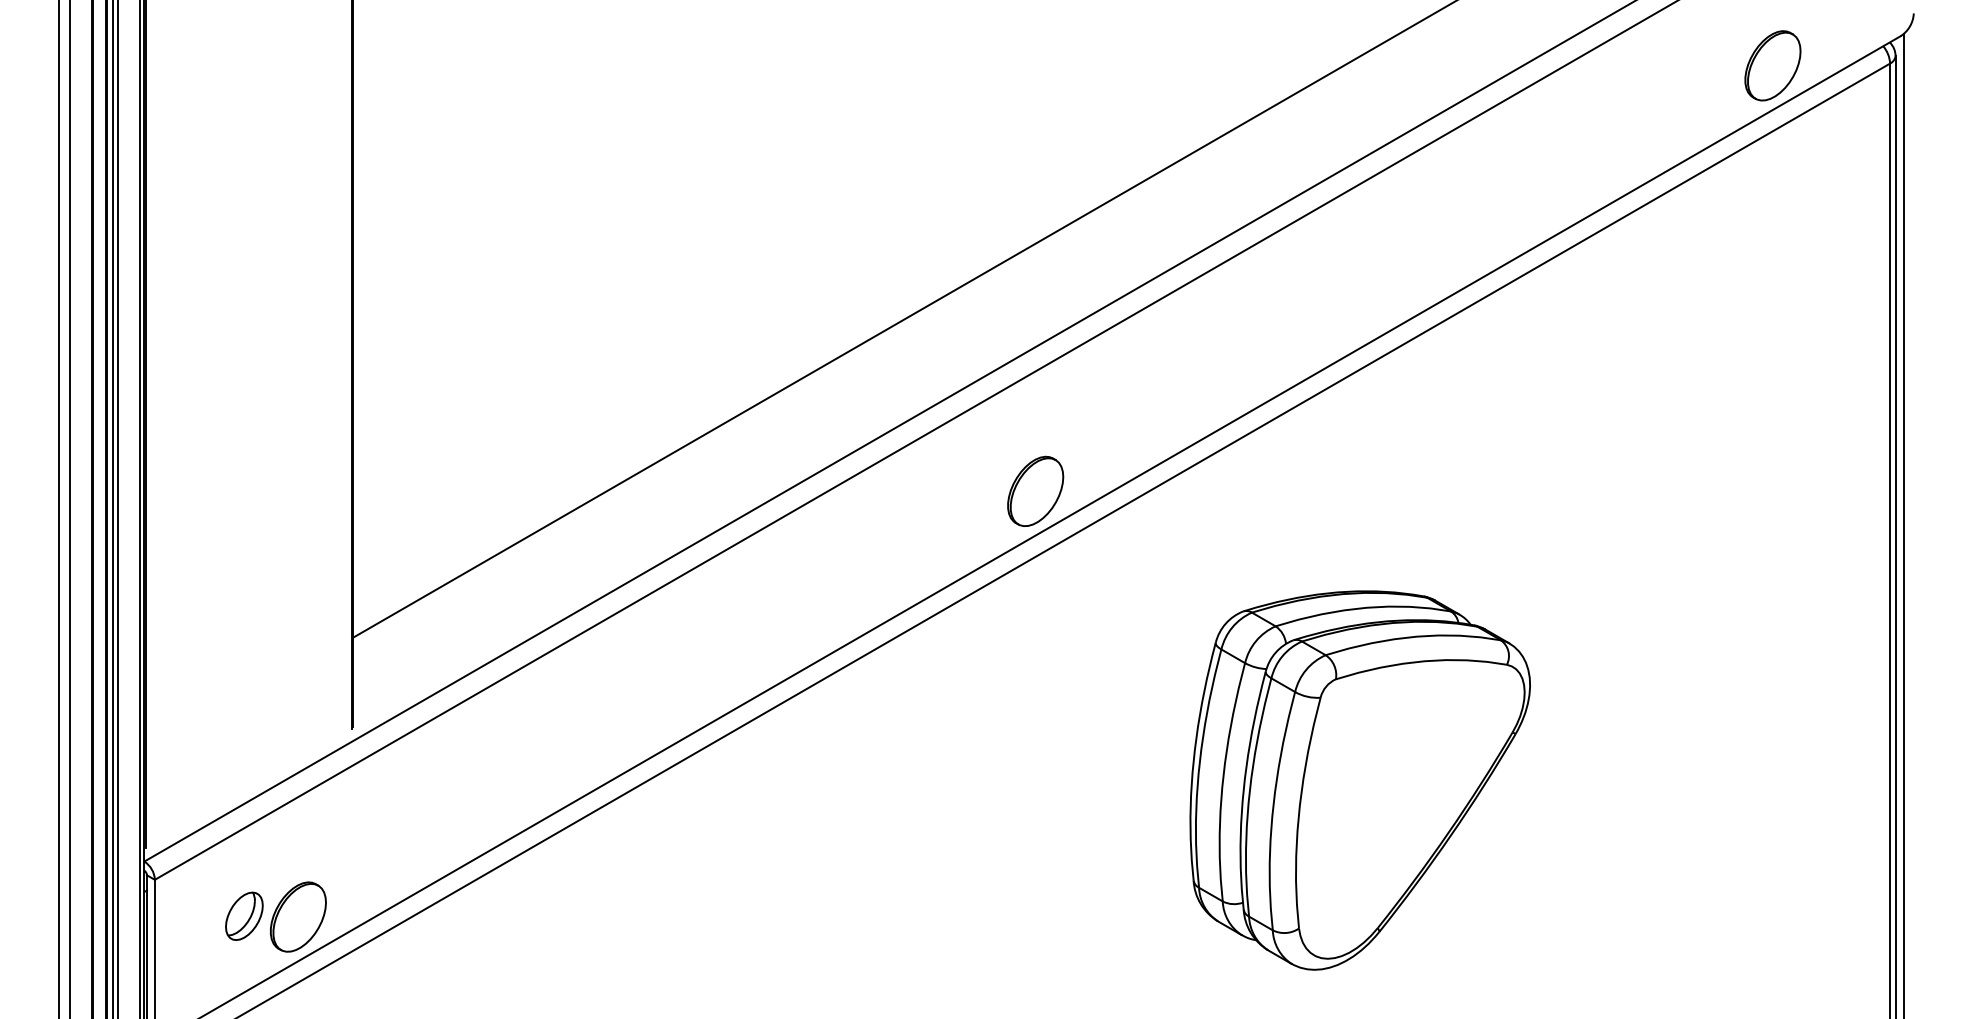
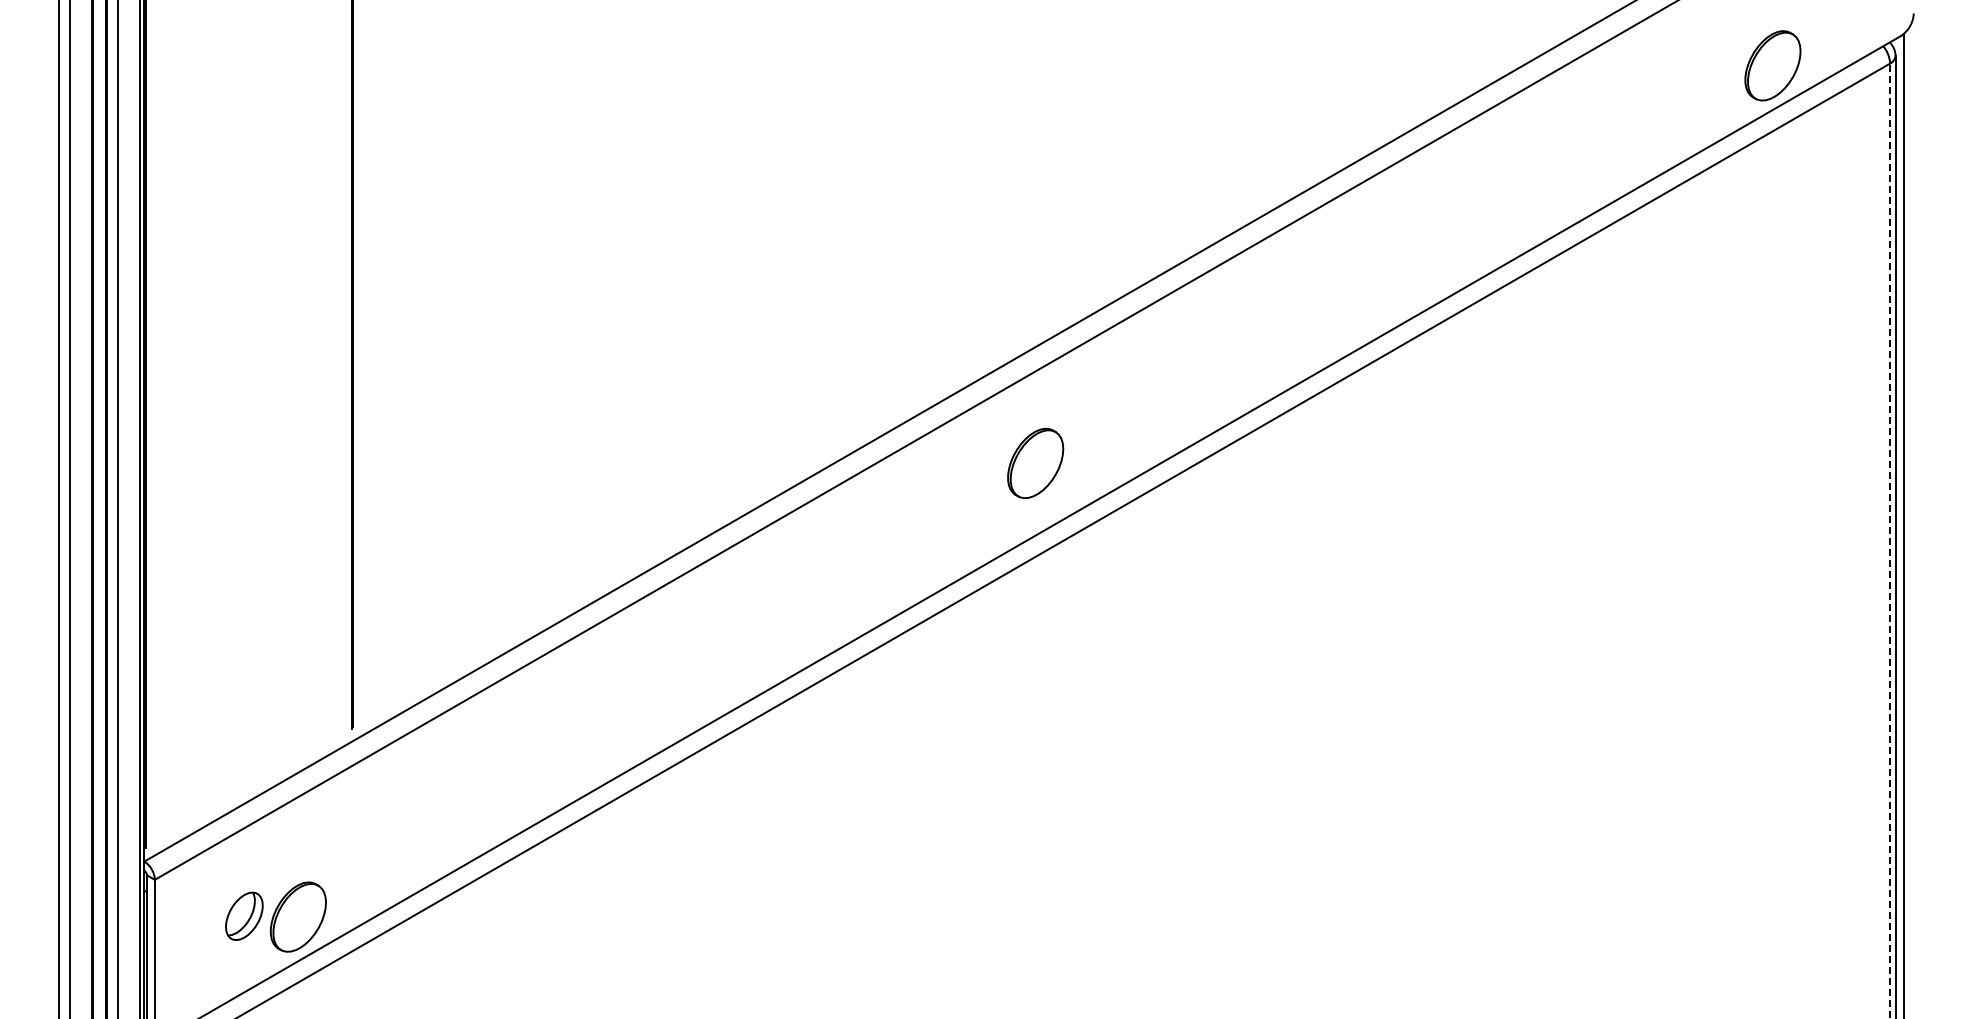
line: present -> none (903, 319)
part position: (1035, 490) -> (1035, 462) (1035, 462)
line: present -> none (112, 508)
line: solid -> dashed (1890, 540)
part: present -> none (1359, 780)
